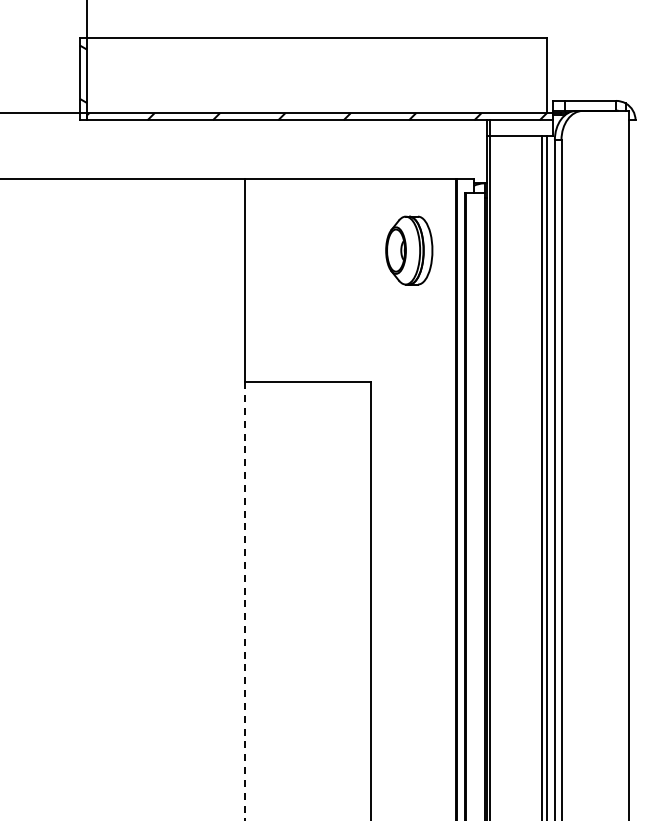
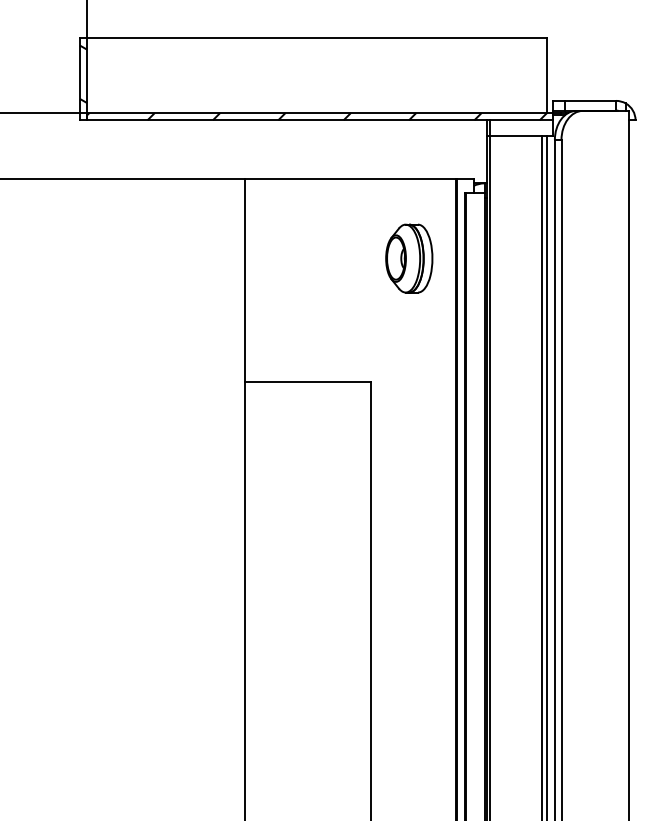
part position: (409, 250) -> (409, 258) (409, 258)
line: dashed -> solid (245, 601)
